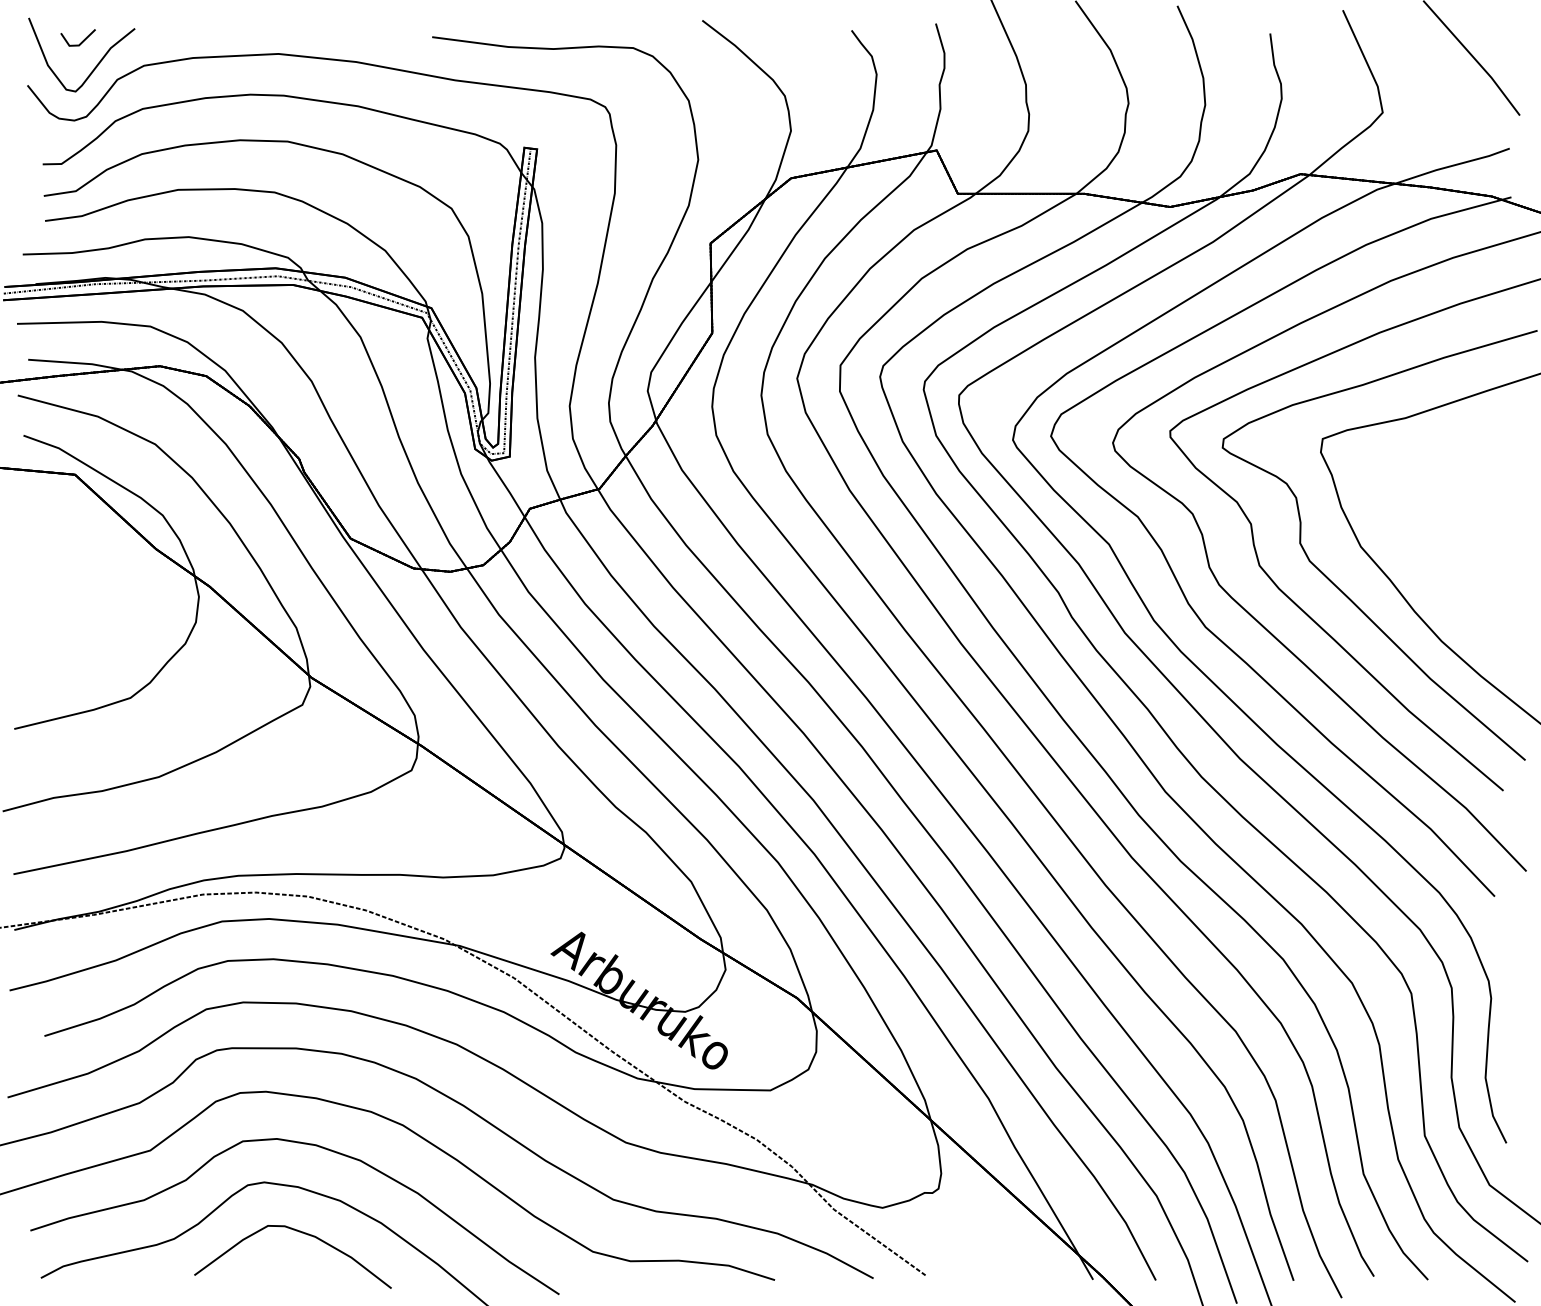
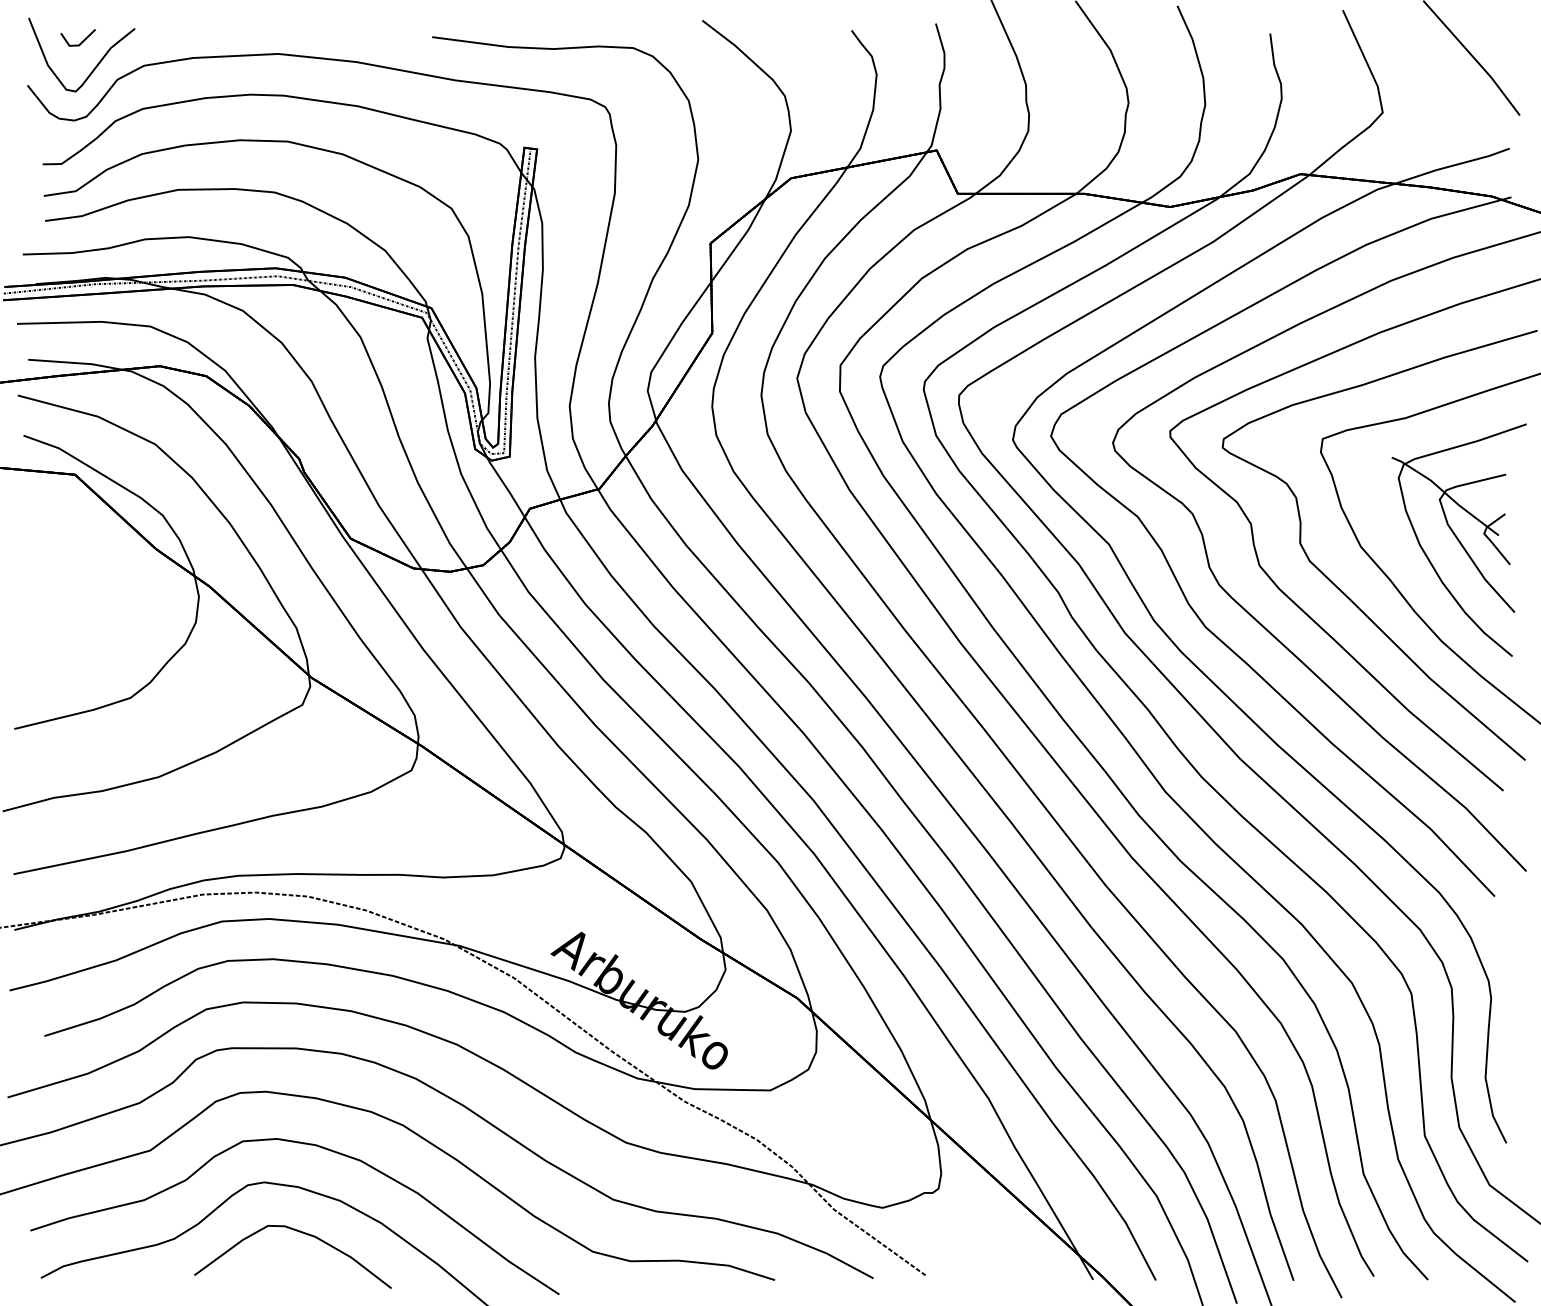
part: none -> present (1458, 539)
